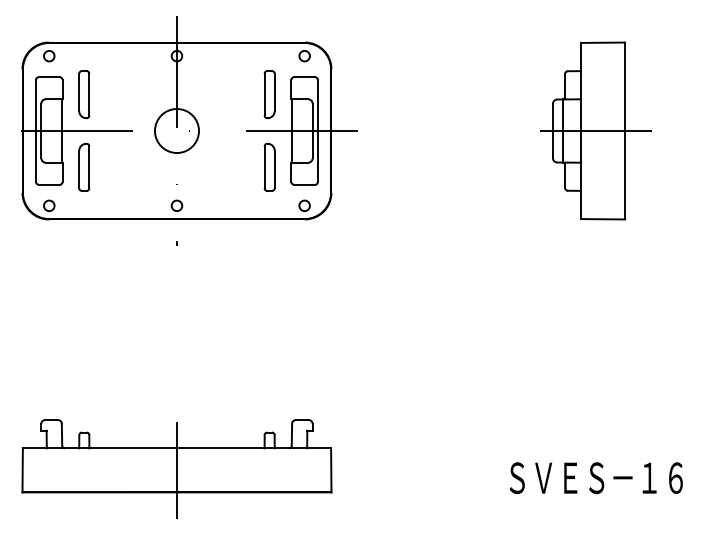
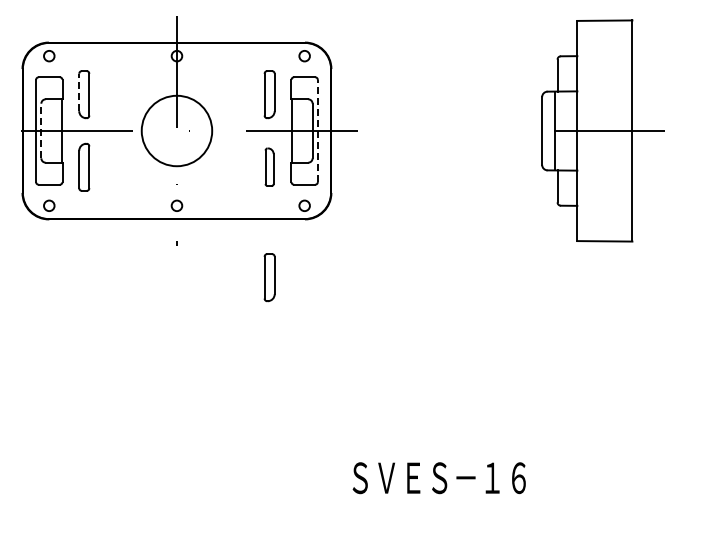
line: solid -> dashed (79, 92)
line: solid -> dashed (41, 130)
line: solid -> dashed (317, 130)
part size: 112x180 px -> 124x224 px (602, 130)
circle diameter: 44 px -> 70 px (176, 130)
part size: 13x50 px -> 11x40 px (269, 166)
part: none -> present (269, 277)
part: present -> none (176, 468)
text position: (595, 478) -> (438, 478) (438, 478)
